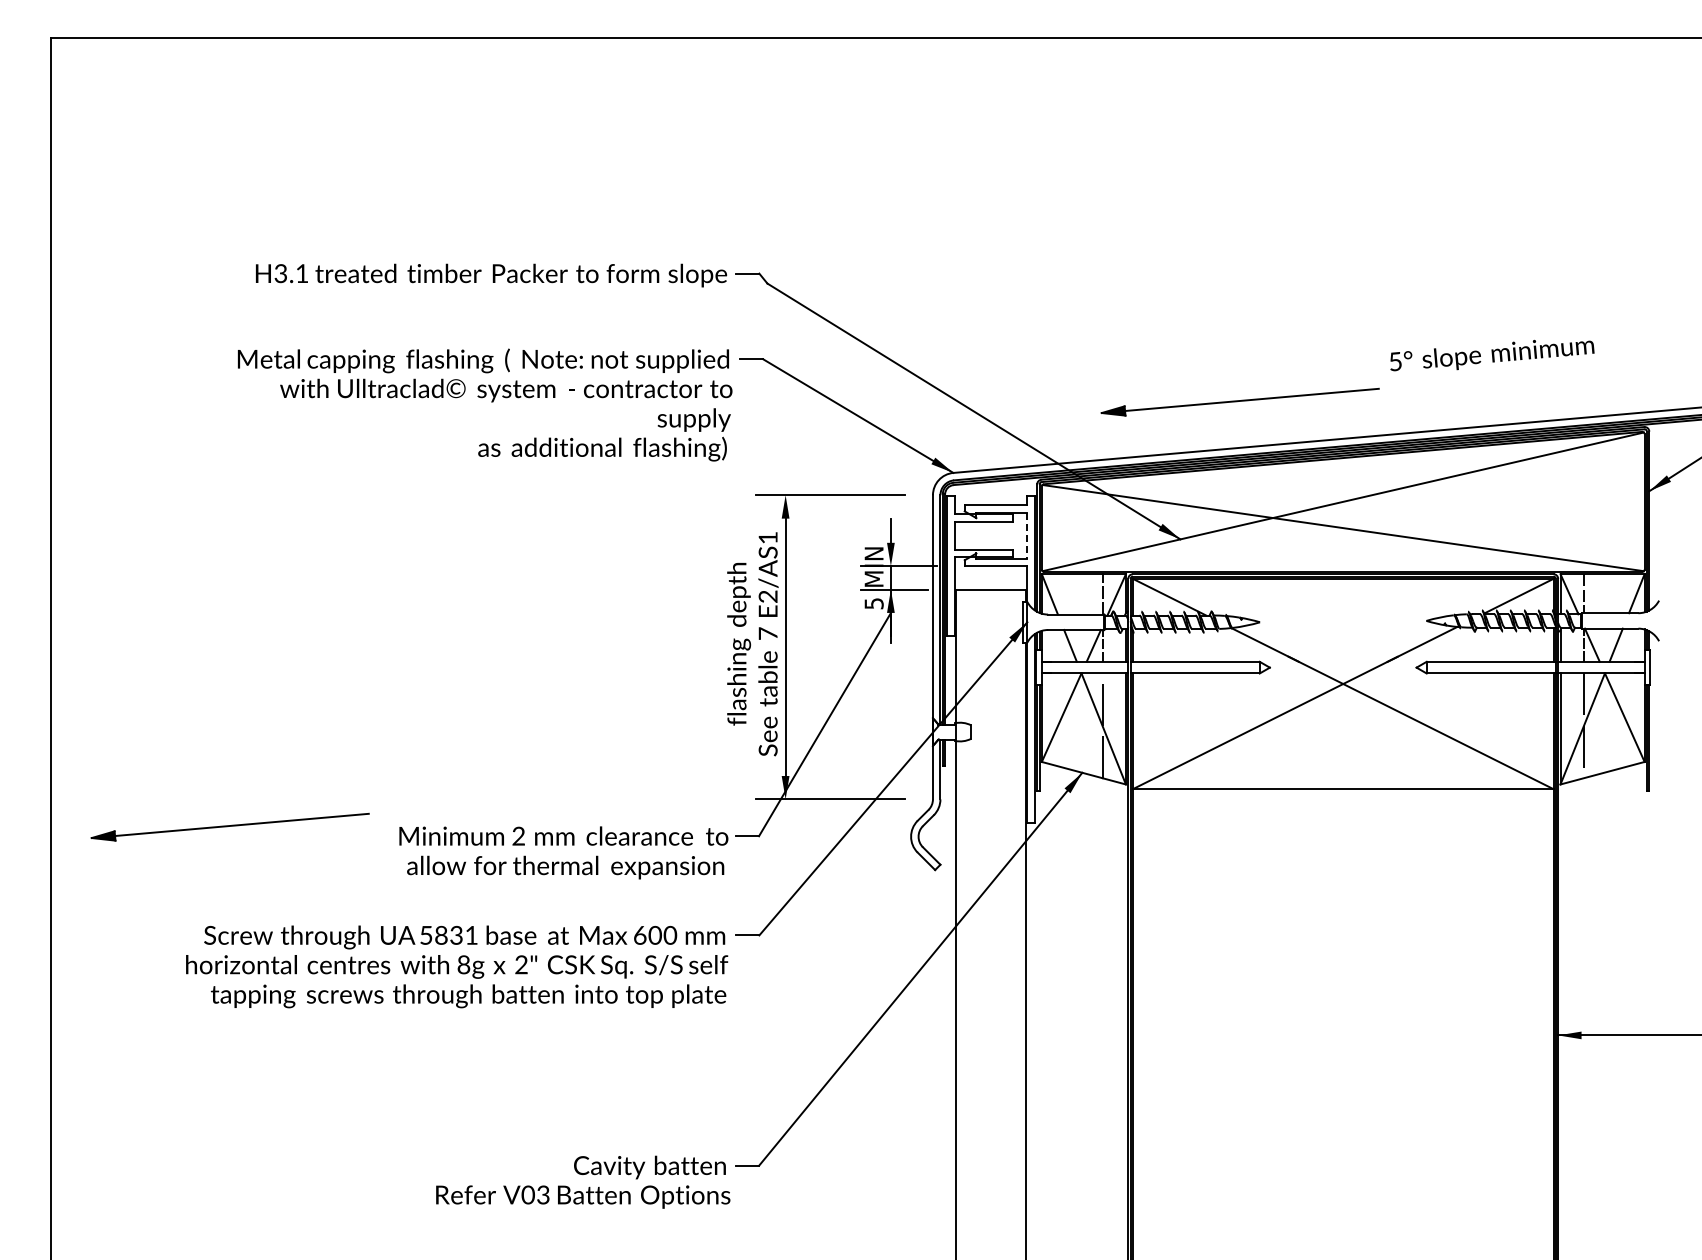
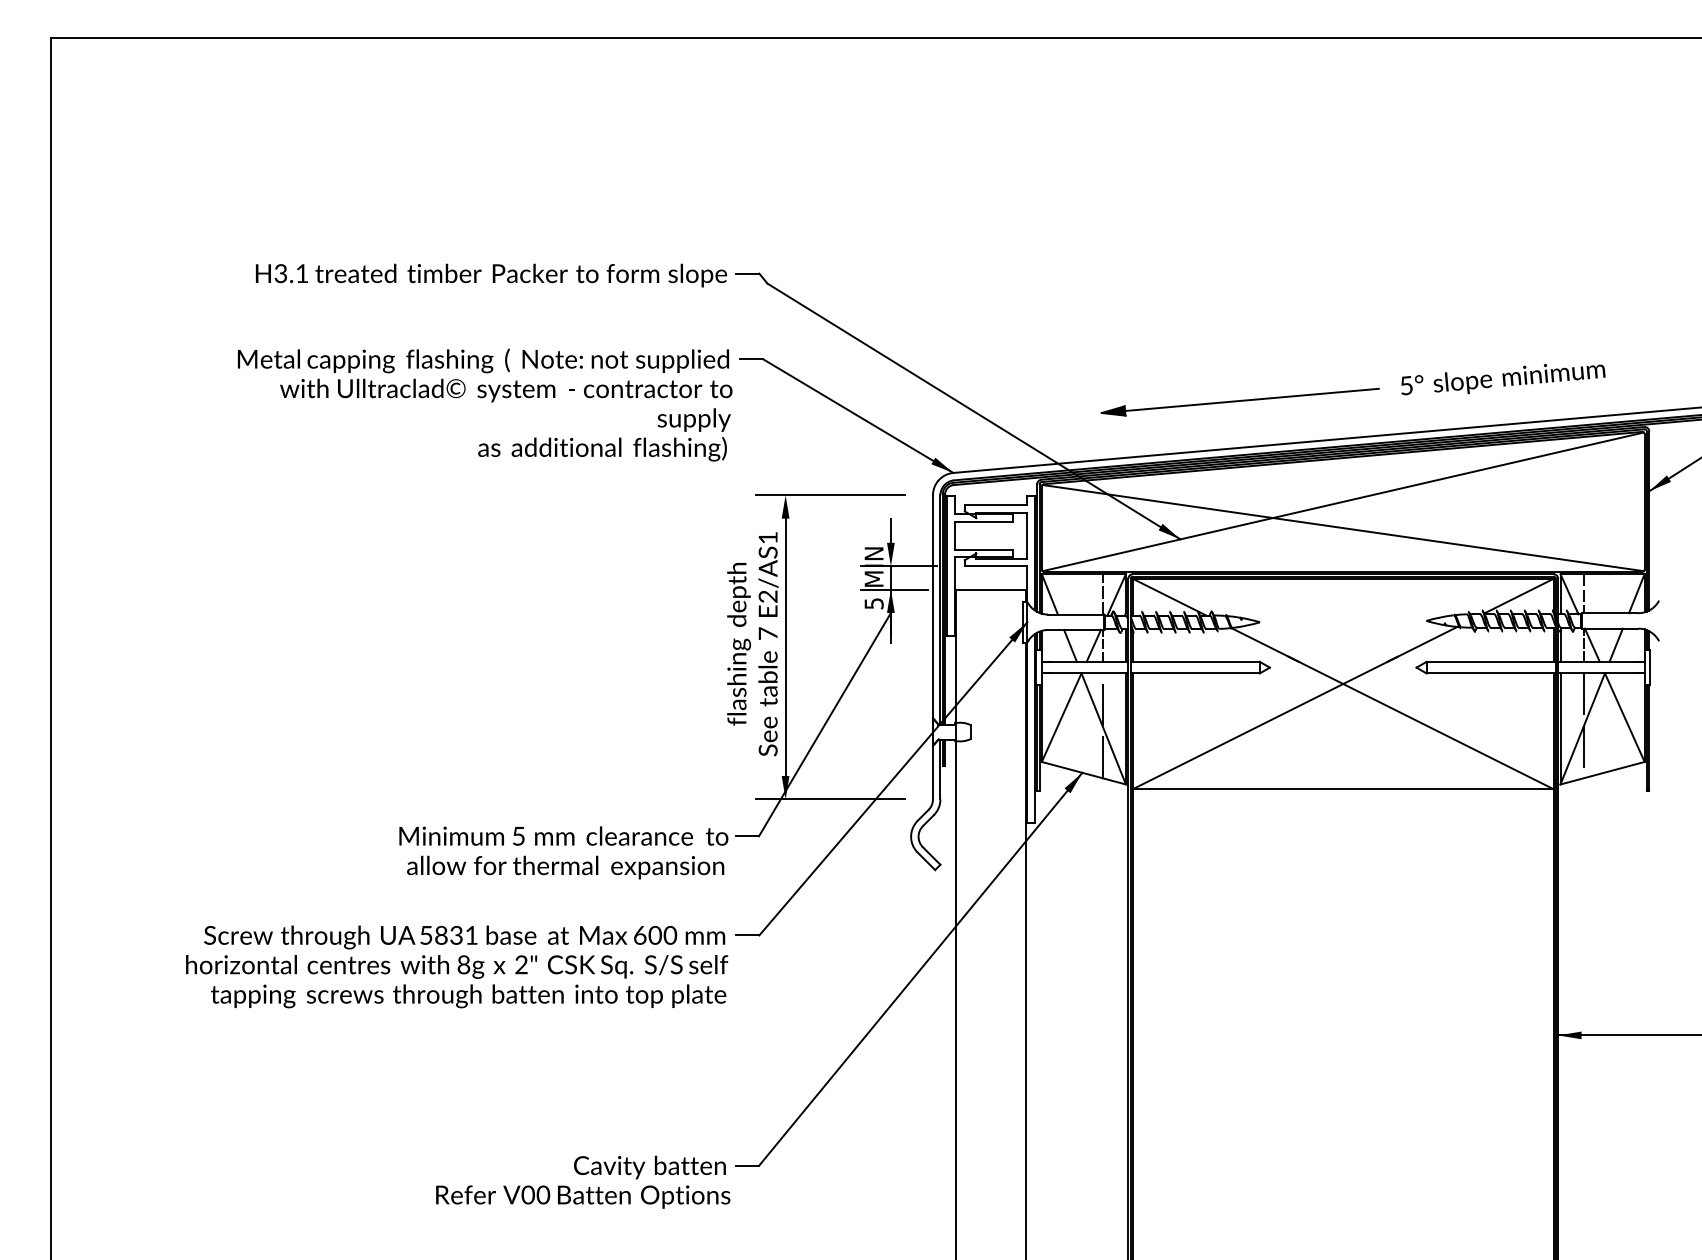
text position: (1492, 355) -> (1503, 379) (1503, 379)
line: dashed -> solid (1027, 535)
part: present -> none (229, 826)
text: 2 -> 5 (518, 835)
text: V03 -> V00 (543, 1194)
